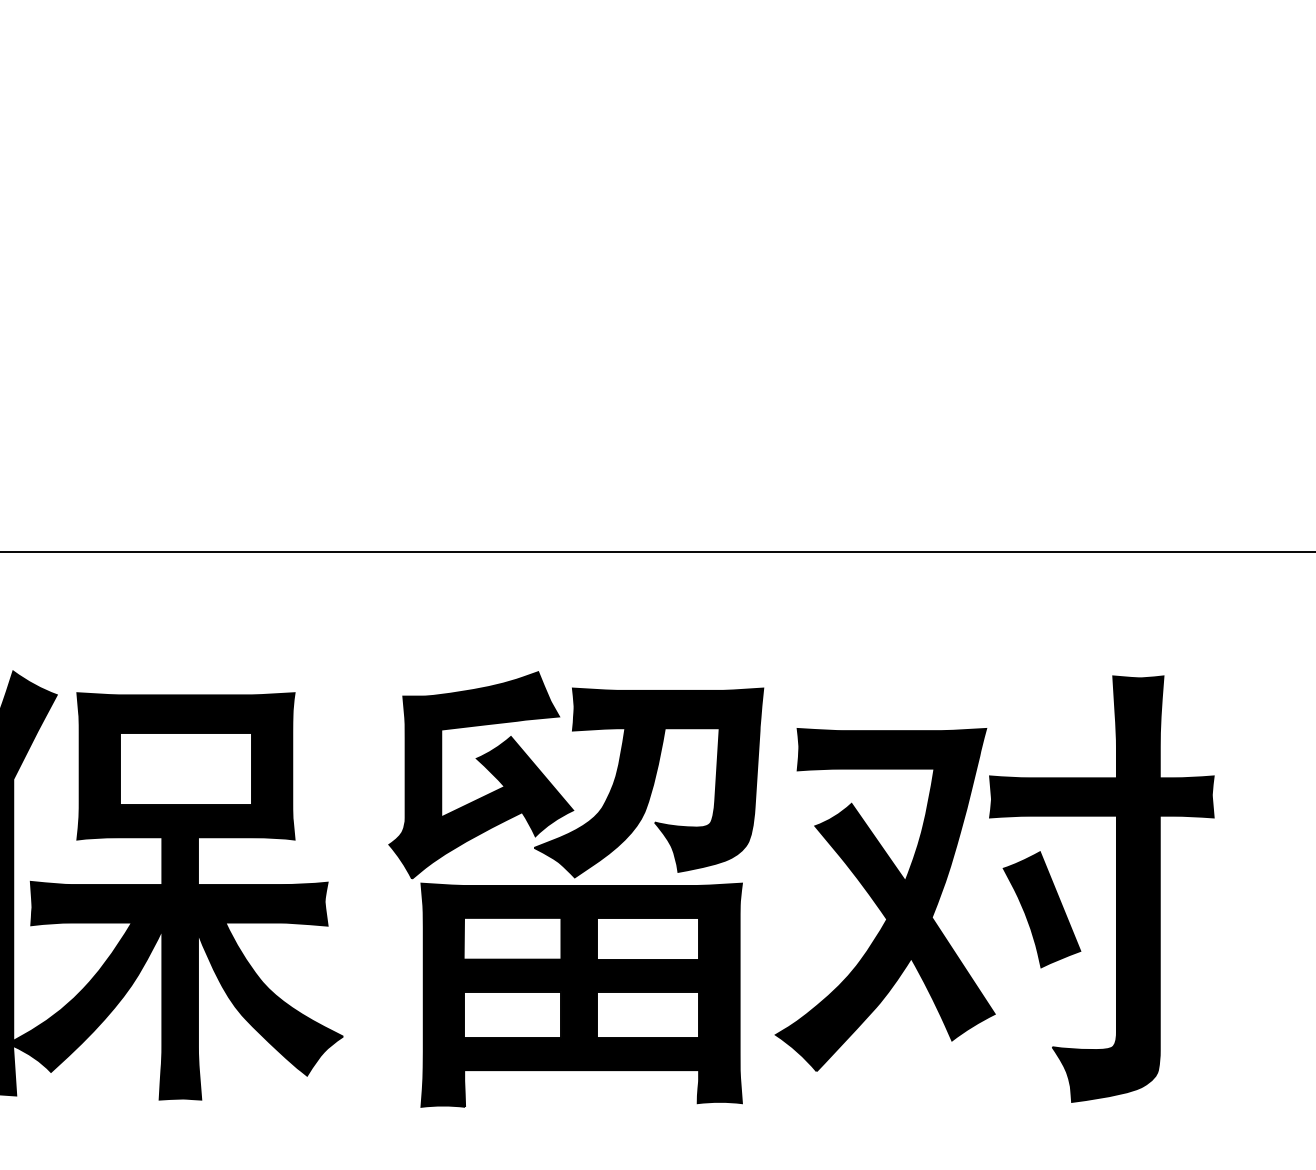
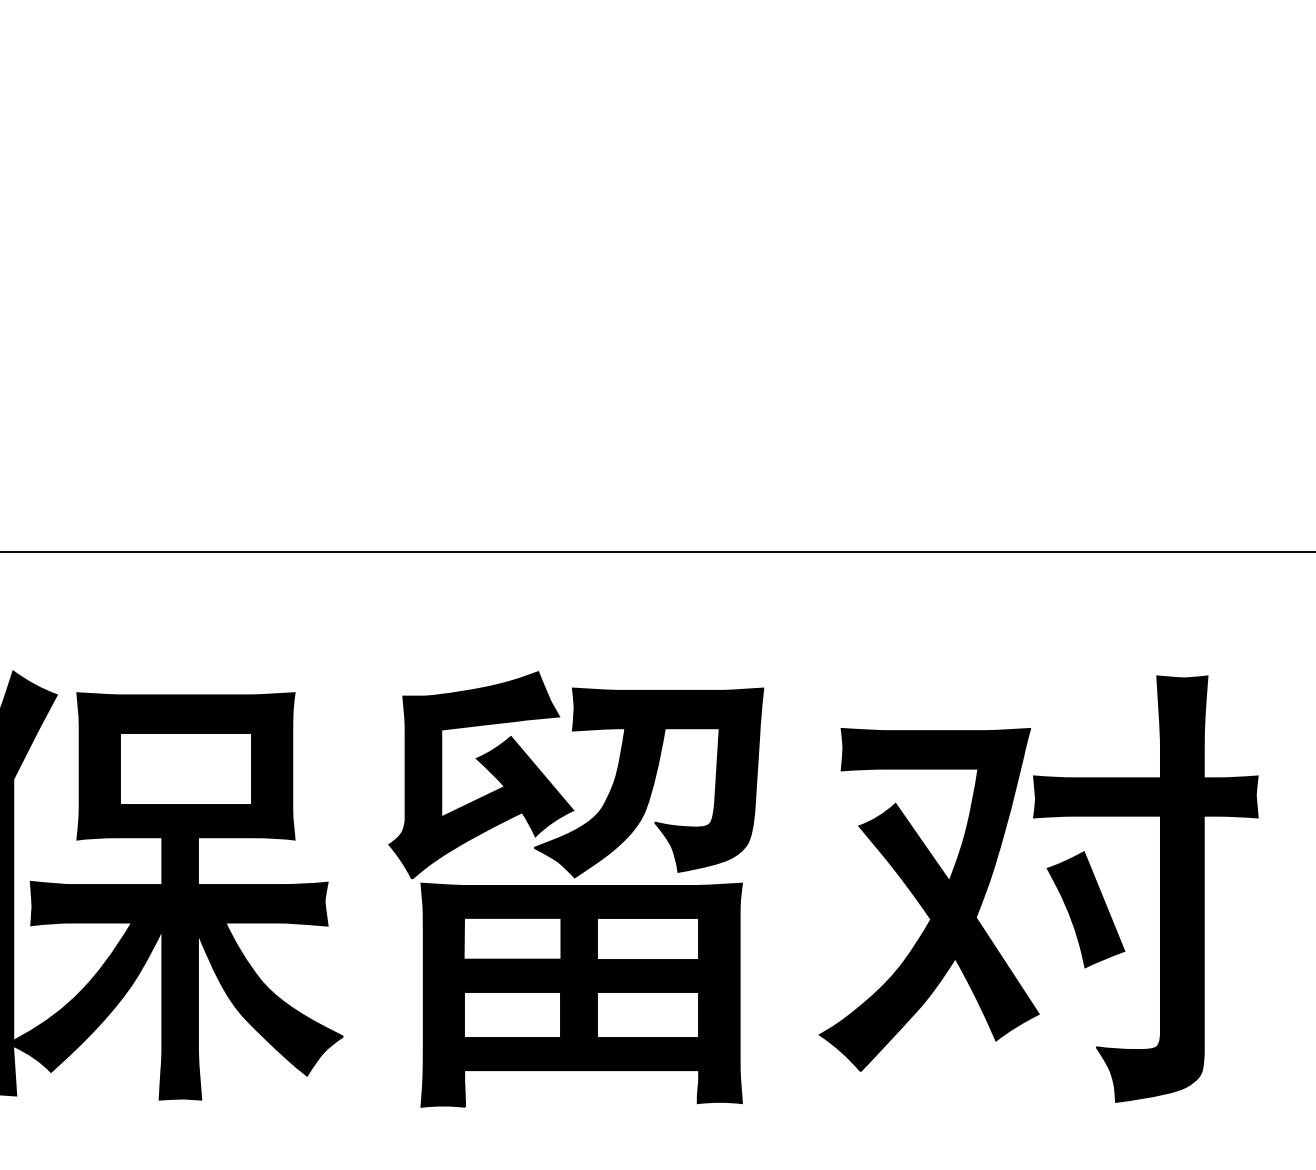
part position: (1009, 881) -> (1053, 881) (1053, 881)
